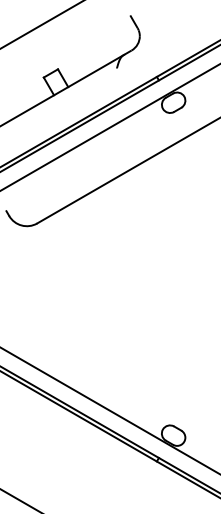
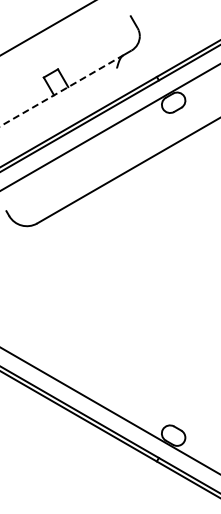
line position: (41, 24) -> (47, 28) (47, 28)
line: solid -> dashed (61, 90)
line: present -> none (19, 500)
